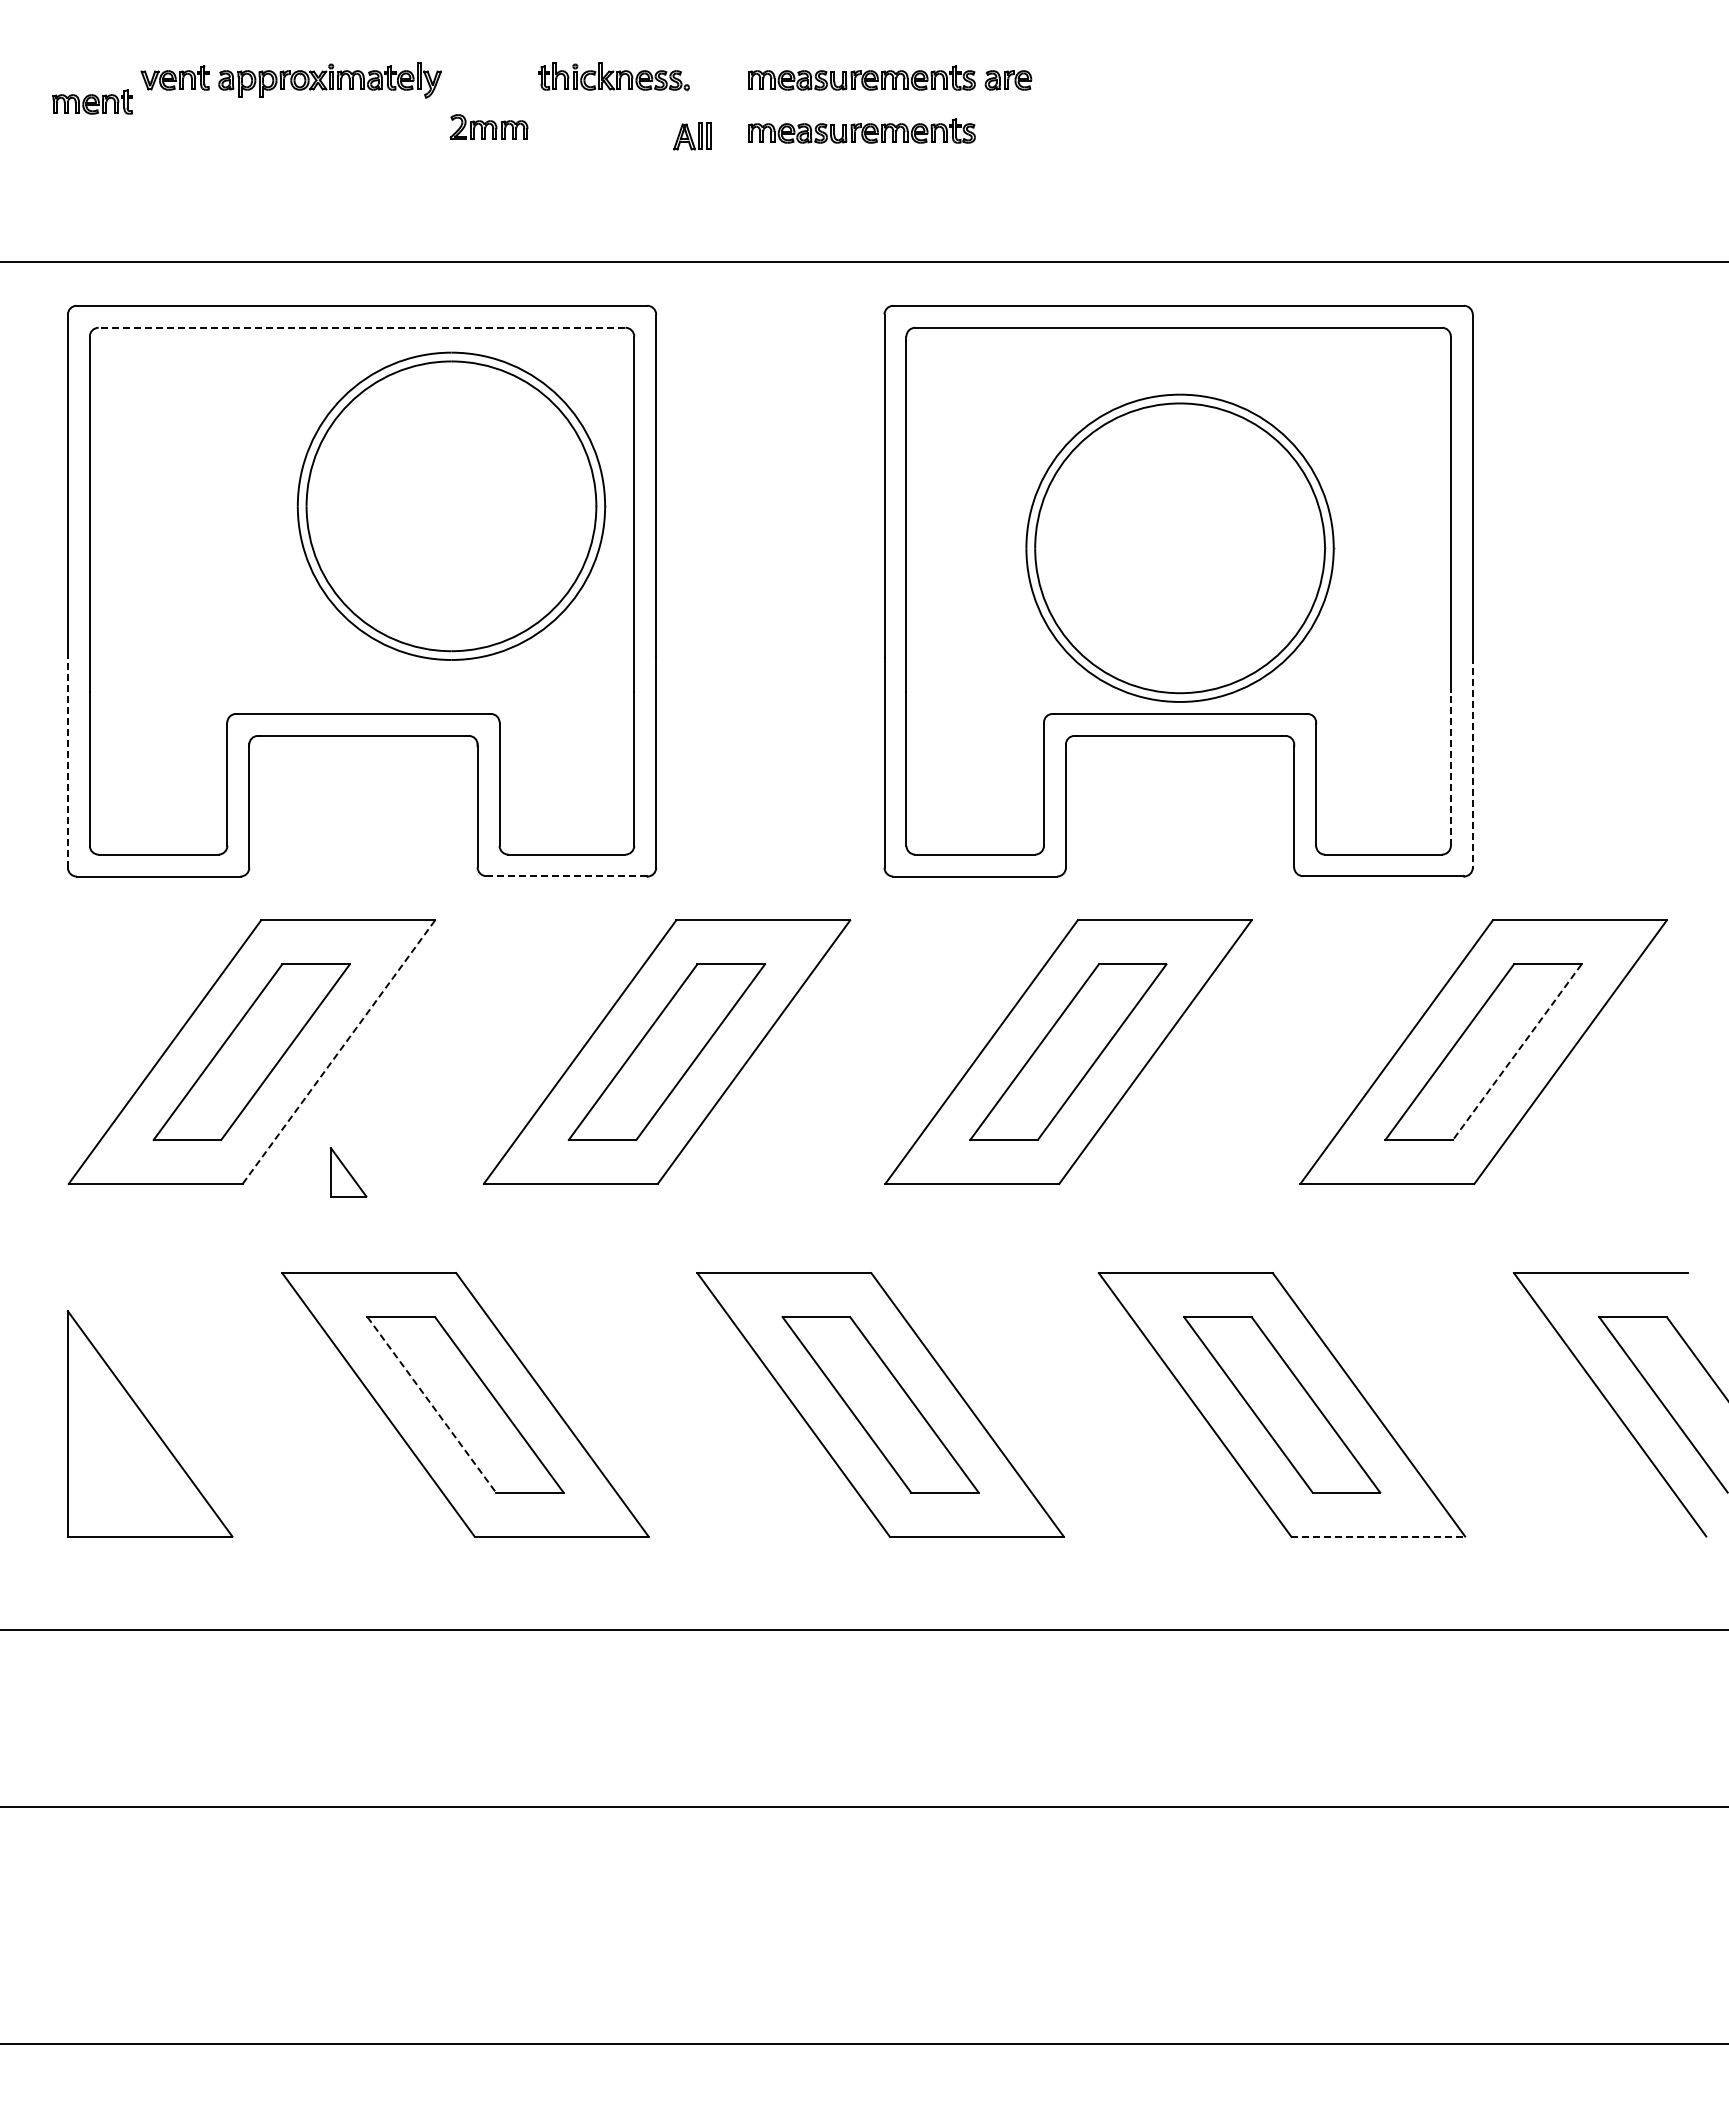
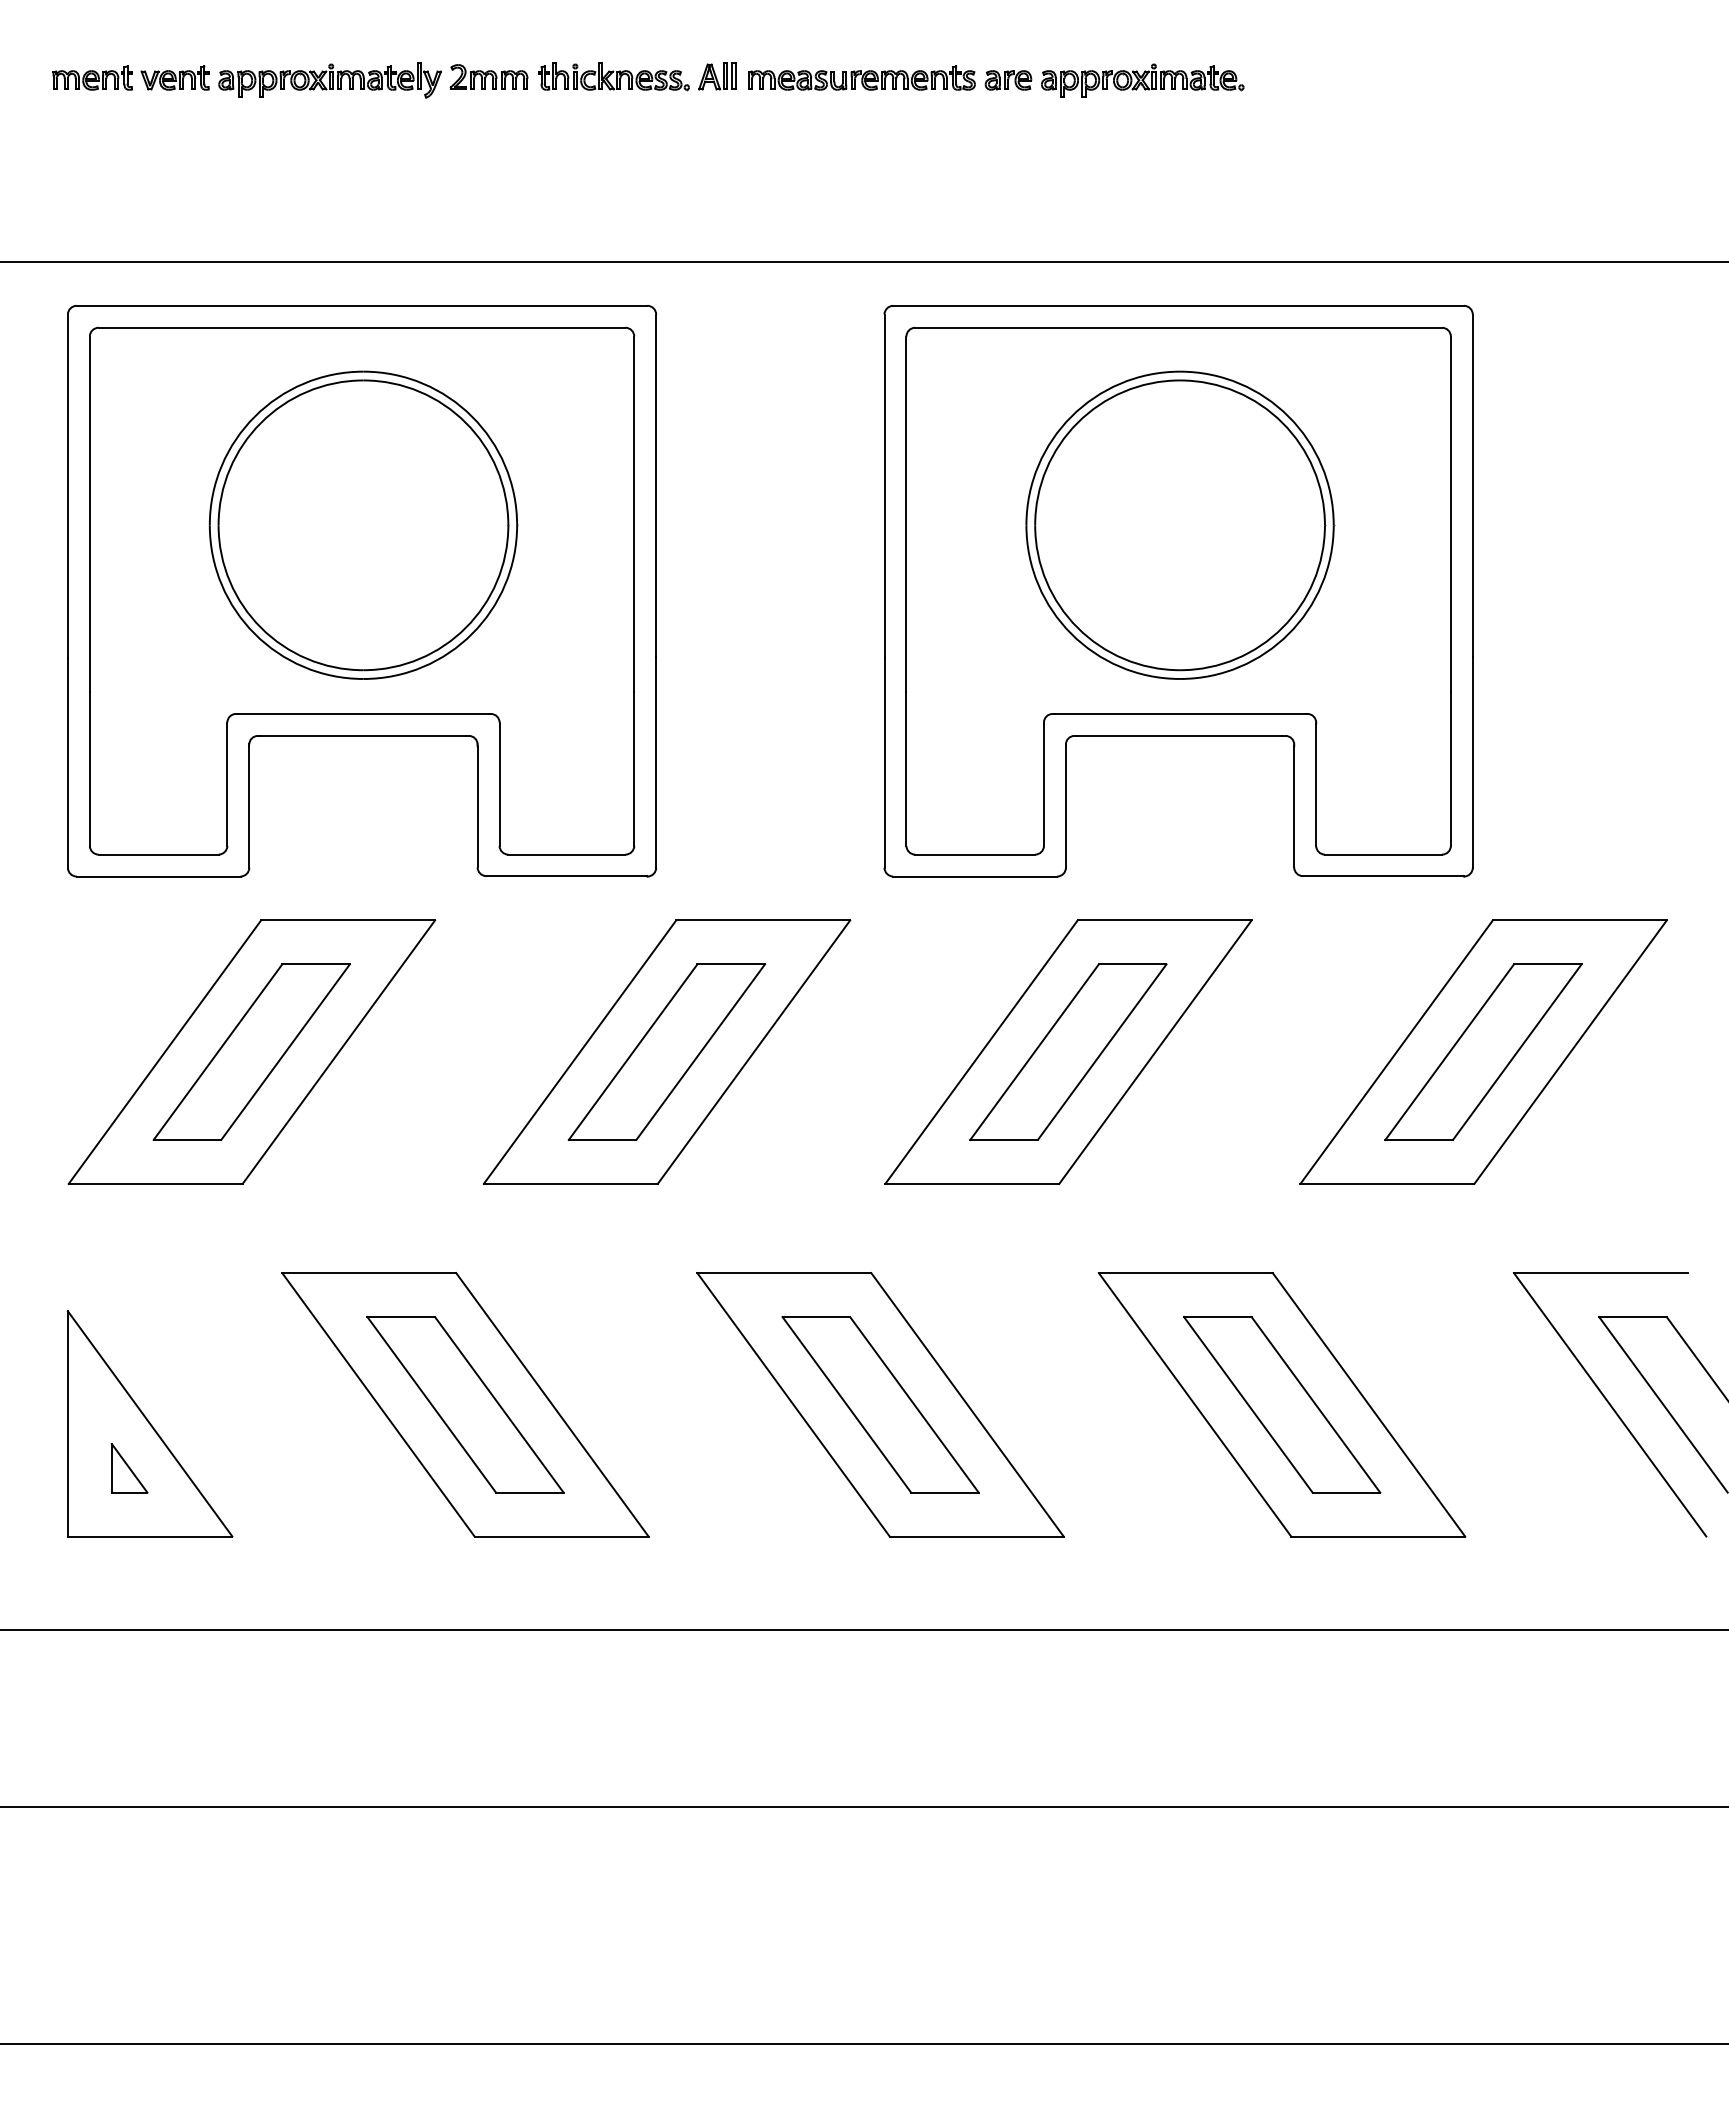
part: none -> present (1142, 80)
part position: (92, 101) -> (92, 77) (92, 77)
part position: (488, 126) -> (488, 76) (488, 76)
part: present -> none (861, 130)
part position: (692, 136) -> (717, 76) (717, 76)
line: dashed -> solid (361, 327)
part position: (451, 505) -> (363, 524) (363, 524)
part position: (1180, 547) -> (1180, 524) (1180, 524)
line: dashed -> solid (67, 762)
line: dashed -> solid (1472, 762)
line: dashed -> solid (1450, 768)
line: dashed -> solid (566, 876)
line: dashed -> solid (338, 1052)
line: dashed -> solid (1517, 1052)
part position: (348, 1172) -> (129, 1468) (129, 1468)
line: dashed -> solid (431, 1404)
line: dashed -> solid (1378, 1536)
